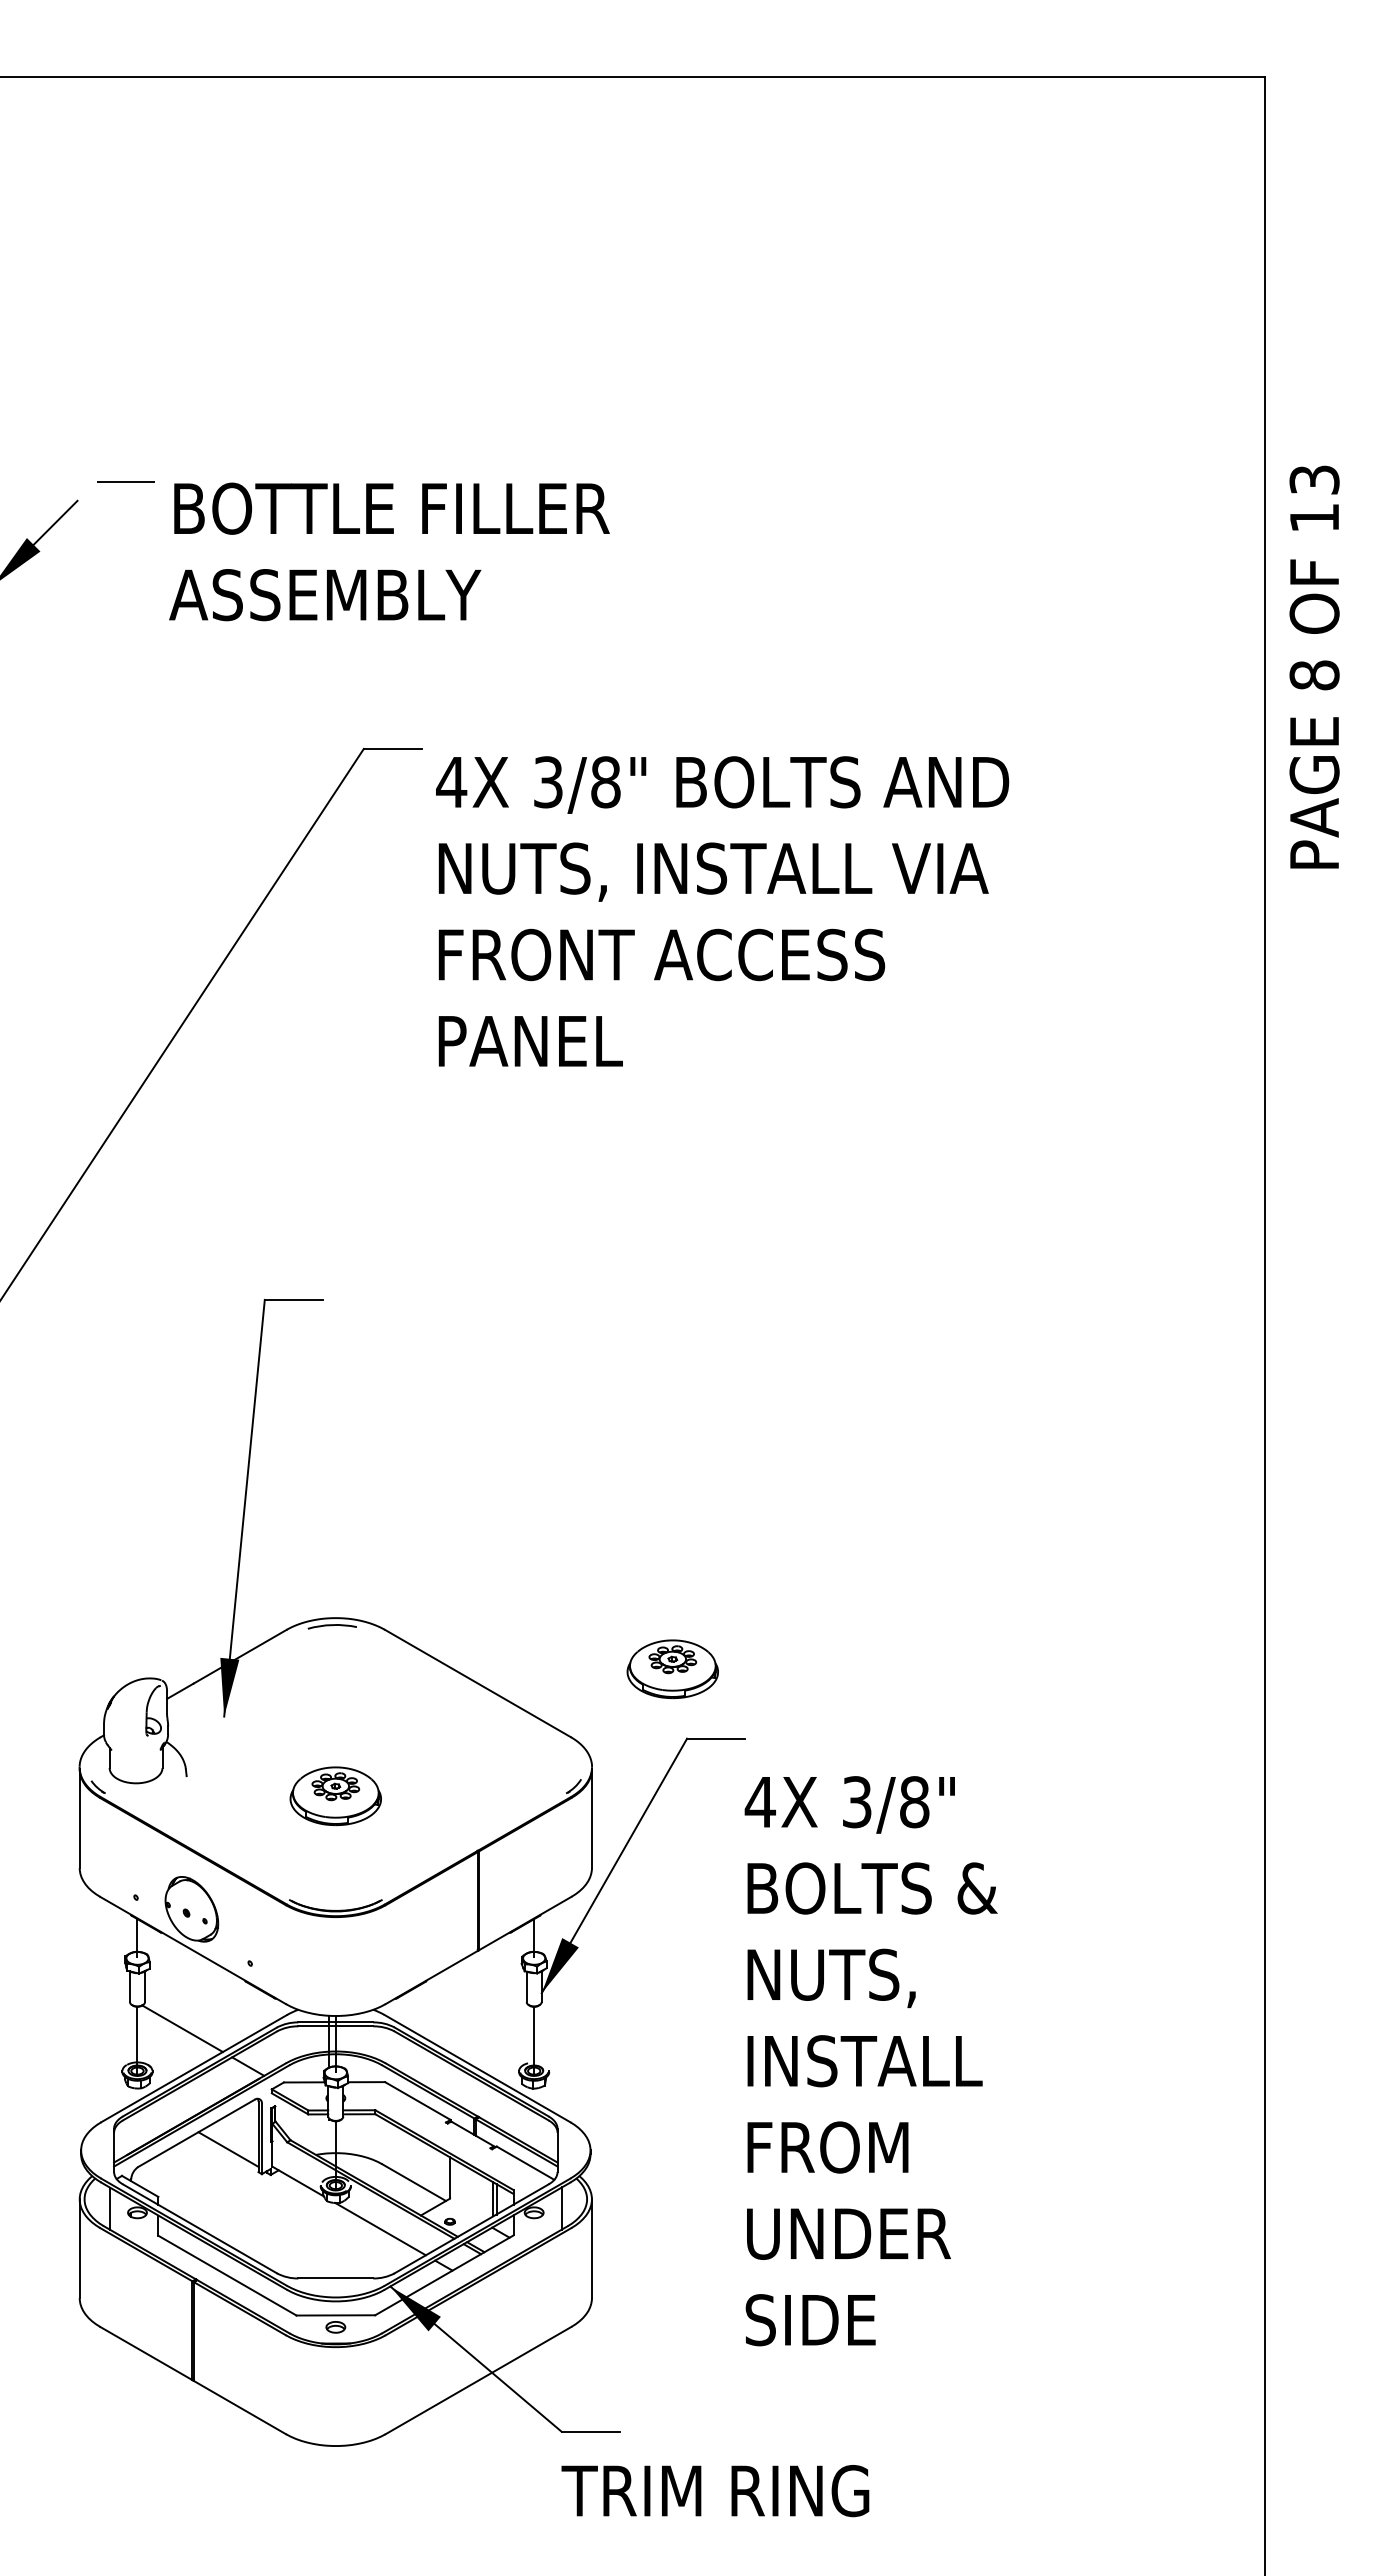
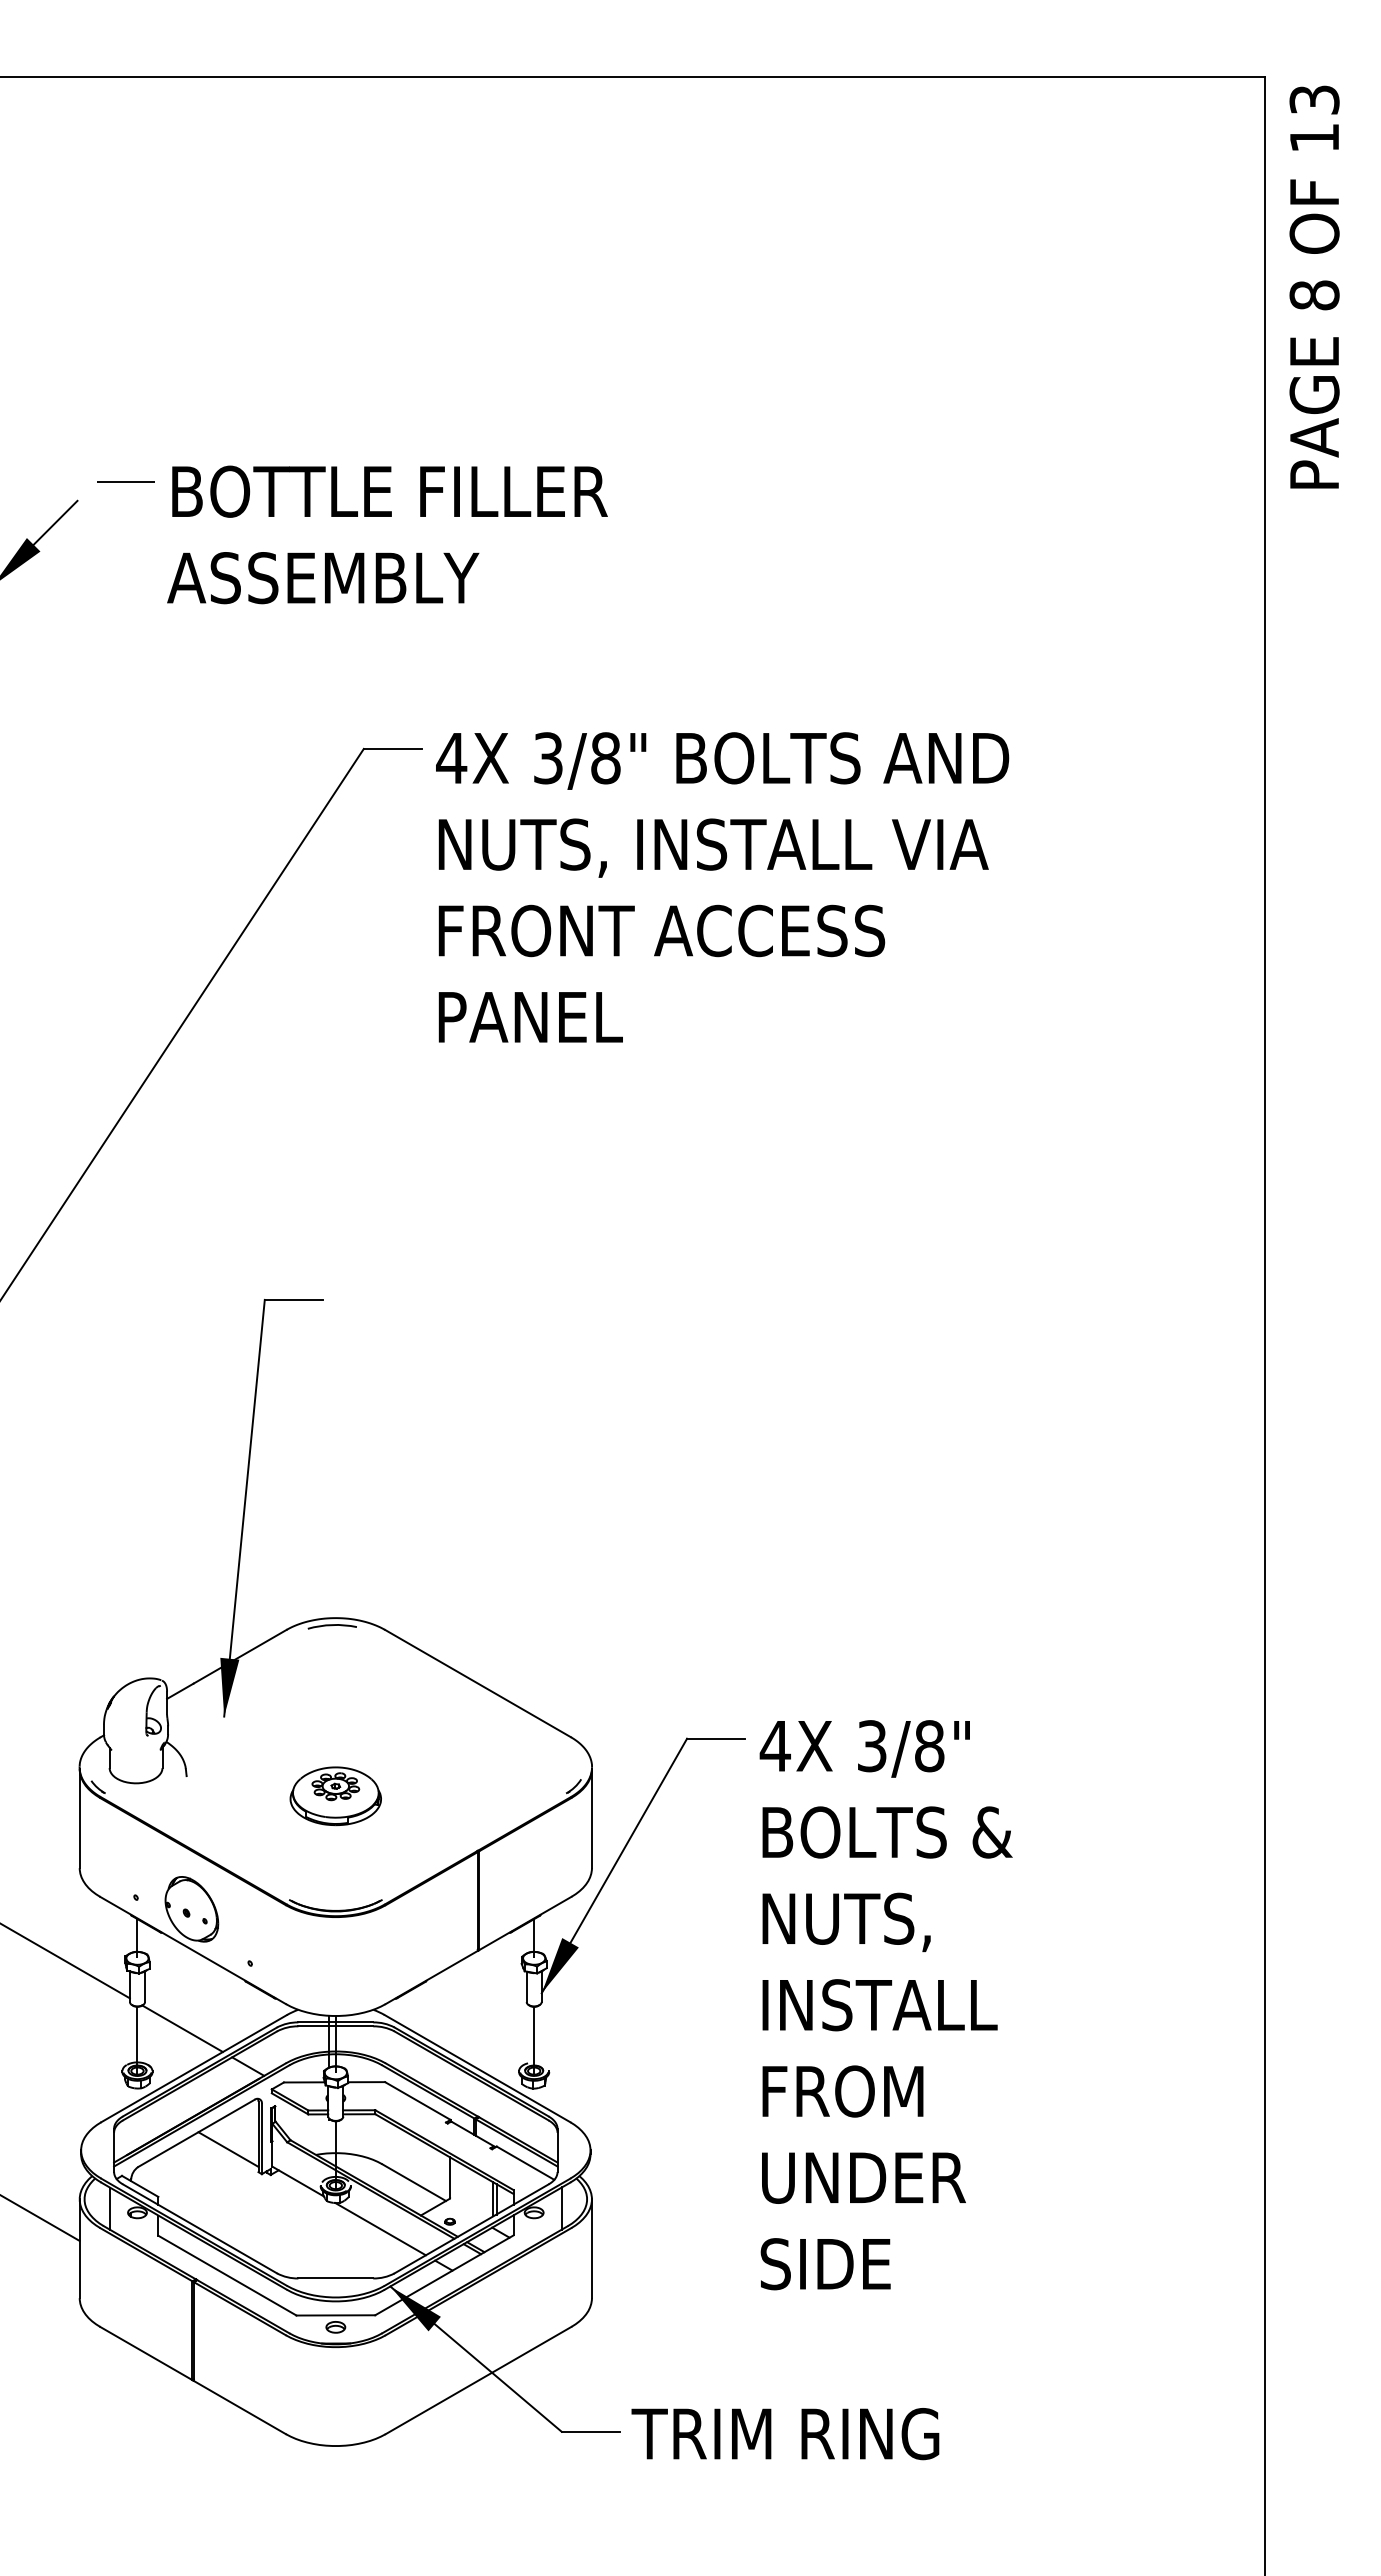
text position: (389, 551) -> (387, 534) (387, 534)
text position: (1314, 666) -> (1314, 286) (1314, 286)
text position: (722, 911) -> (722, 887) (722, 887)
part: present -> none (672, 1669)
line: none -> present (65, 1961)
text position: (870, 2061) -> (885, 2005) (885, 2005)
line: none -> present (40, 2218)
text position: (715, 2491) -> (785, 2434) (785, 2434)
